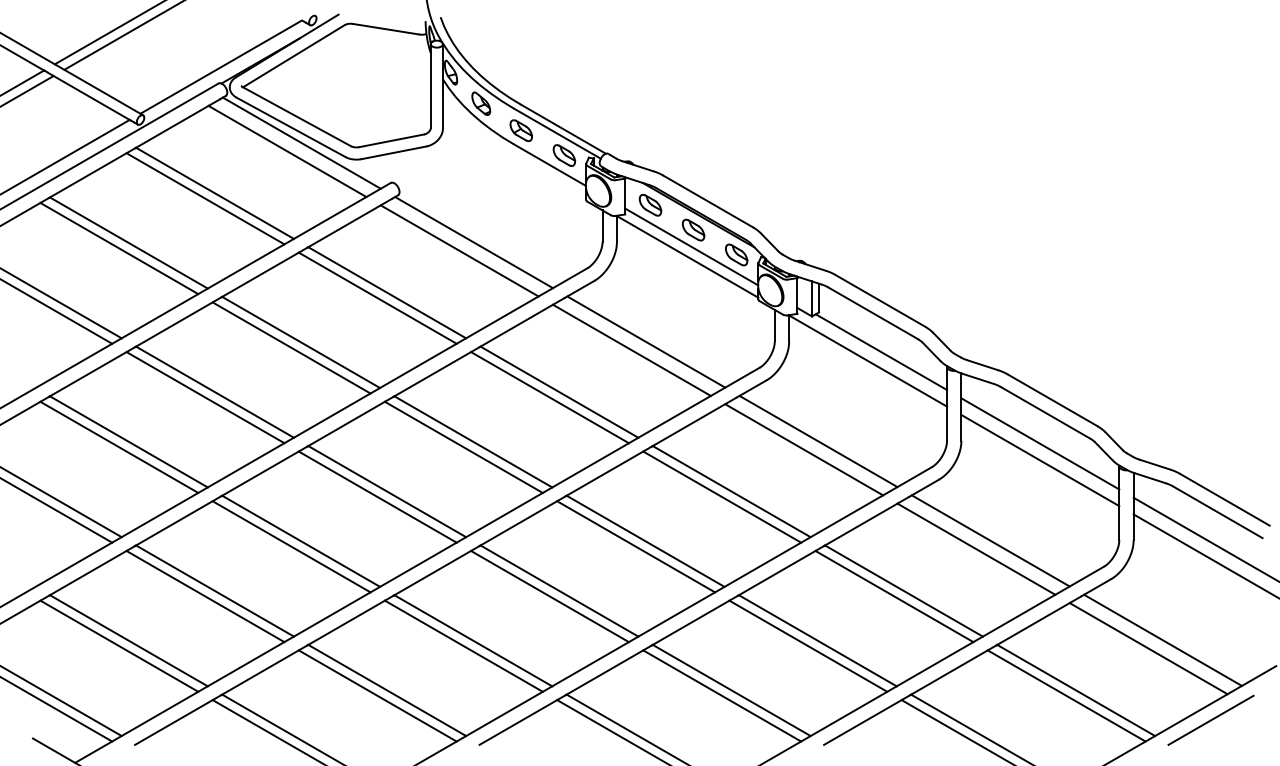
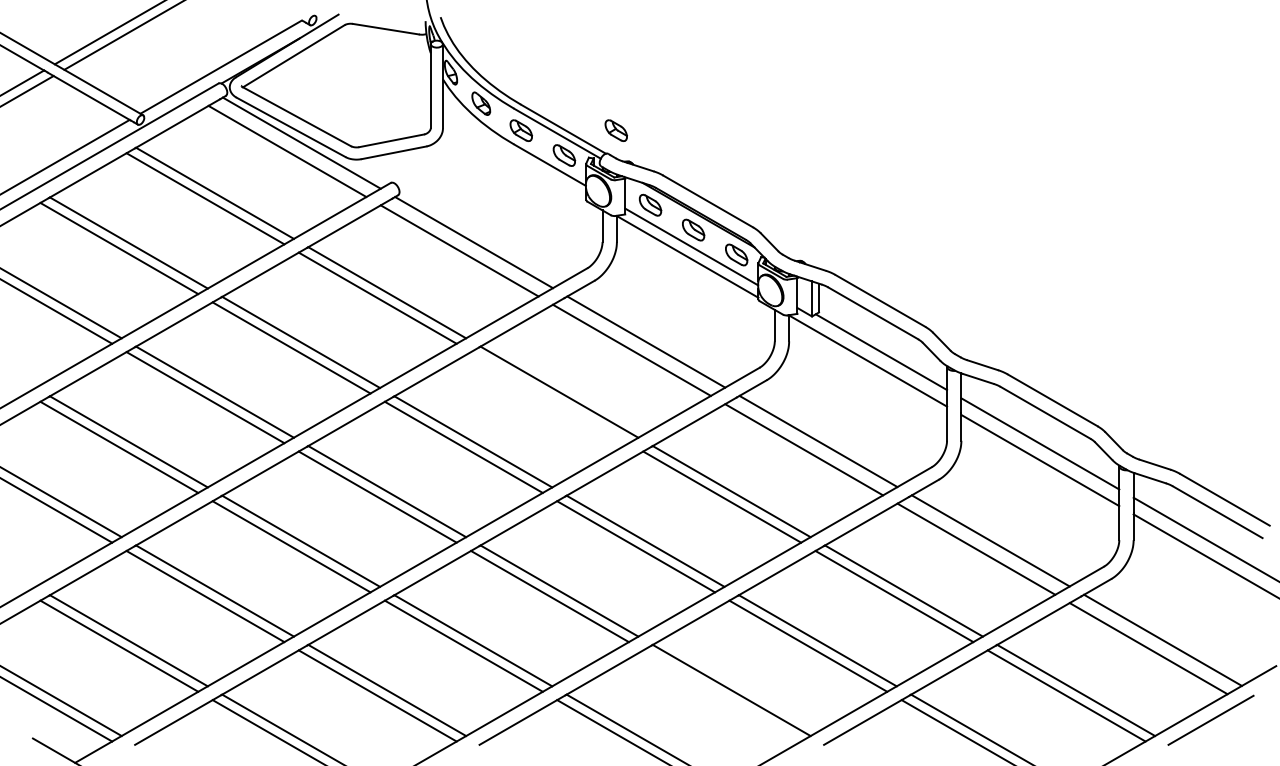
part: none -> present (615, 130)
line: present -> none (549, 397)
line: present -> none (722, 695)
